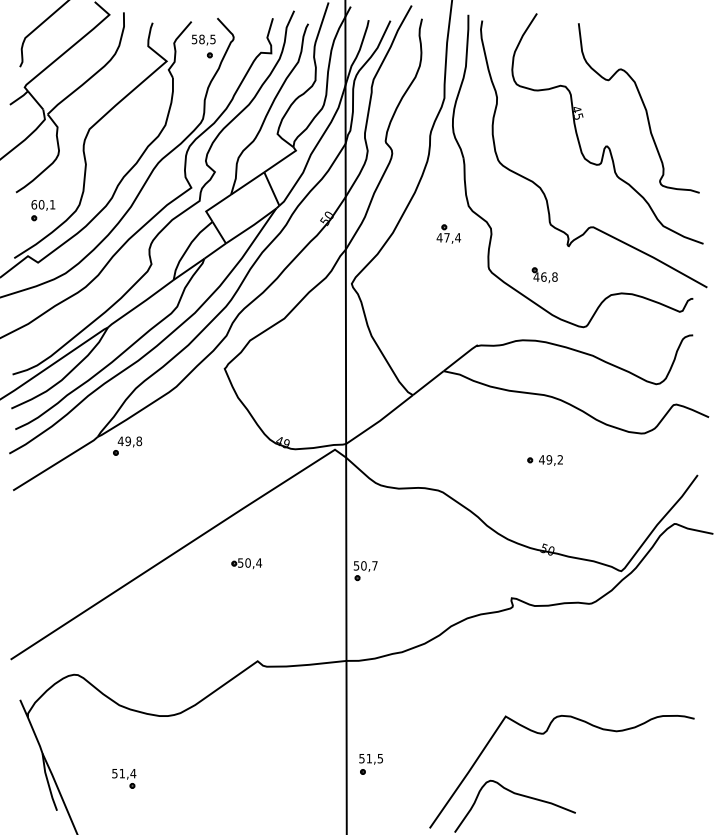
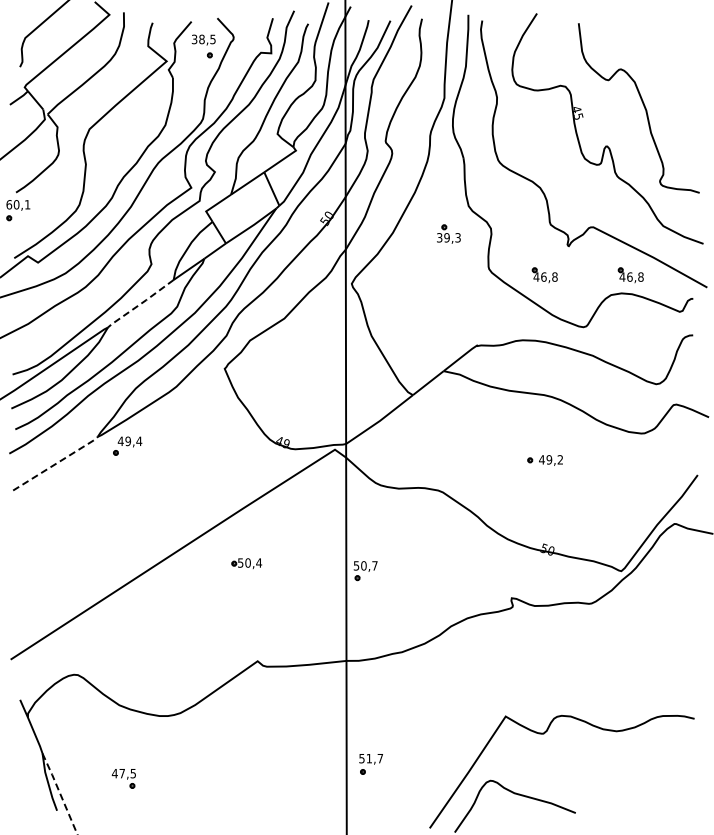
text: 58,5 -> 38,5 (194, 38)
part position: (43, 210) -> (18, 210) (18, 210)
text: 47,4 -> 39,3 (448, 237)
part: none -> present (630, 275)
line: solid -> dashed (140, 303)
text: 49,8 -> 49,4 (139, 441)
line: solid -> dashed (57, 463)
text: 51,5 -> 51,7 (379, 758)
text: 51,4 -> 47,5 (123, 773)
line: solid -> dashed (59, 793)
